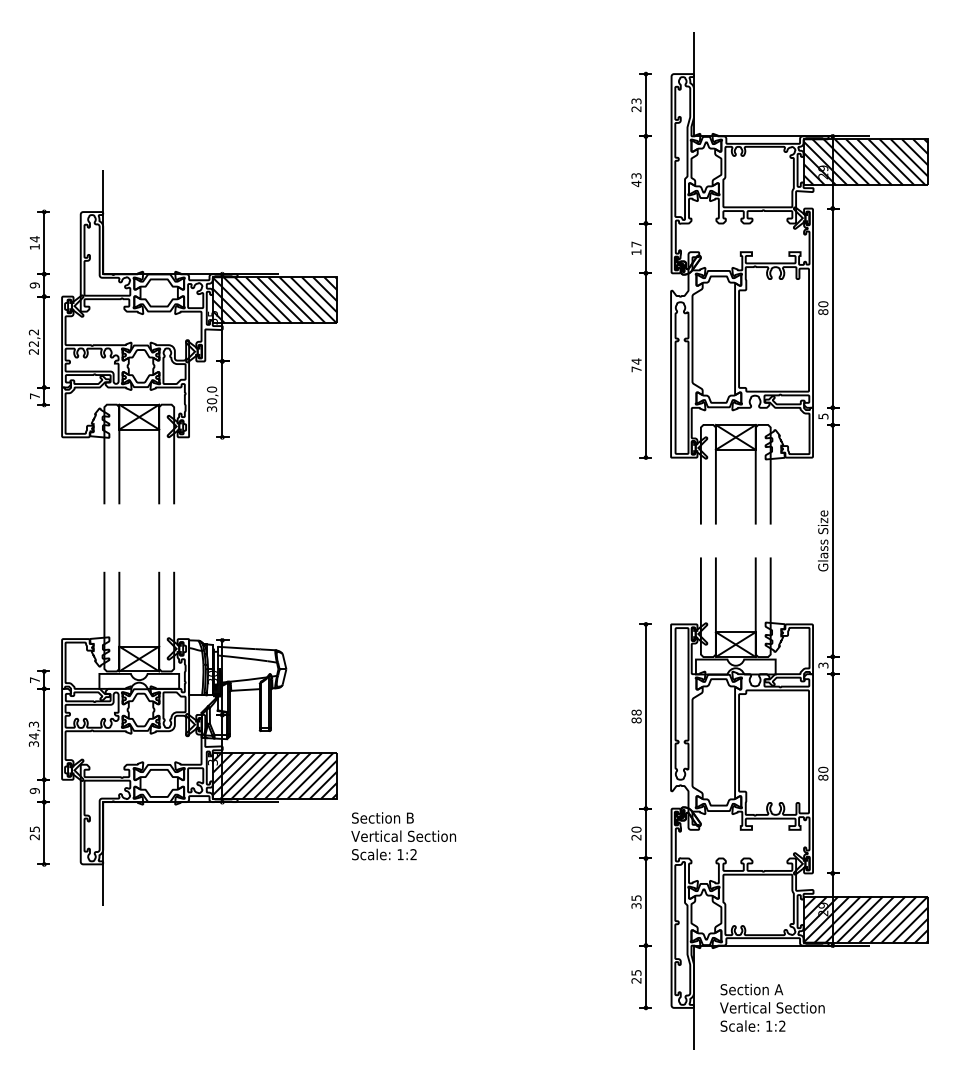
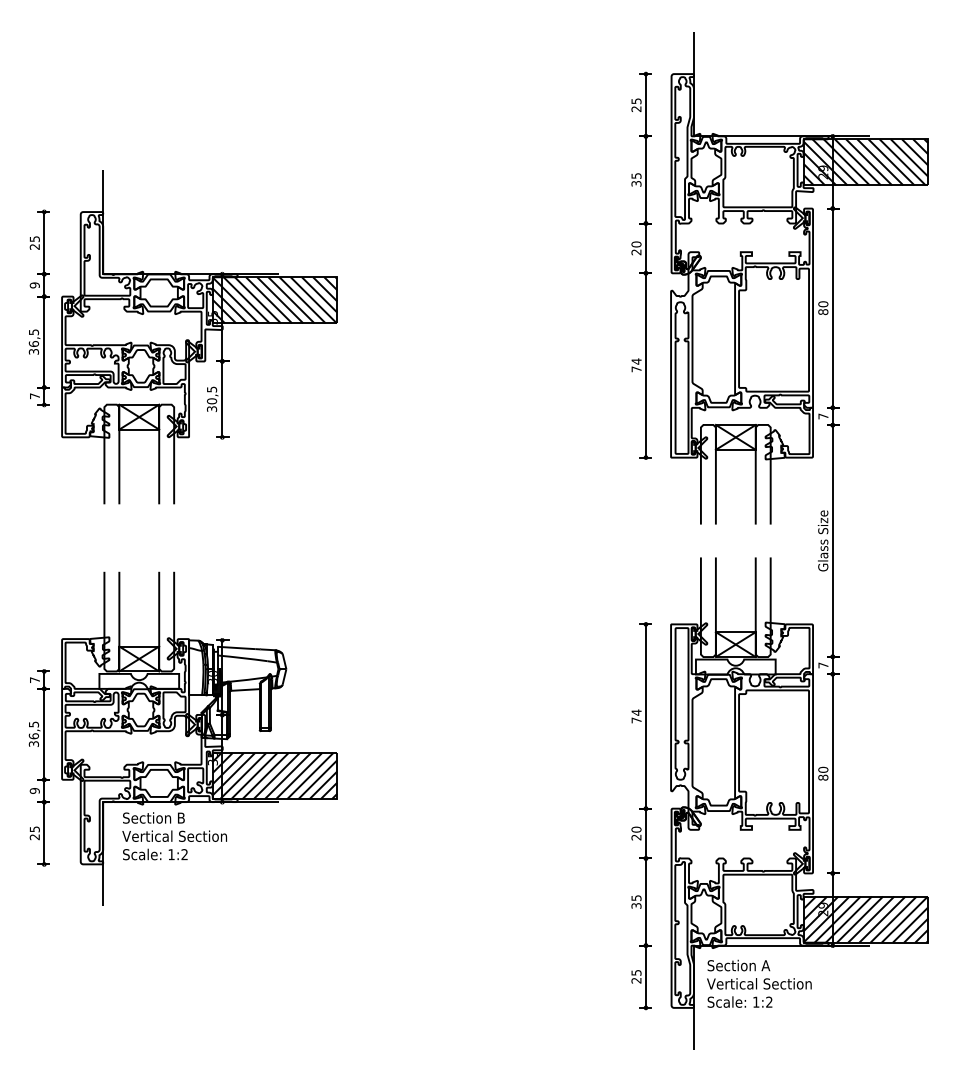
text: 23 -> 25 (635, 100)
text: 43 -> 35 (636, 180)
text: 14 -> 25 (34, 242)
text: 17 -> 20 (636, 248)
text: 22,2 -> 36,5 (33, 341)
text: 30,0 -> 30,5 (212, 389)
text: 5 -> 7 (823, 416)
text: 3 -> 7 (823, 665)
text: 88 -> 74 (636, 716)
text: 34,3 -> 36,5 (33, 730)
text position: (403, 836) -> (174, 836) (174, 836)
text position: (772, 1007) -> (759, 983) (759, 983)
